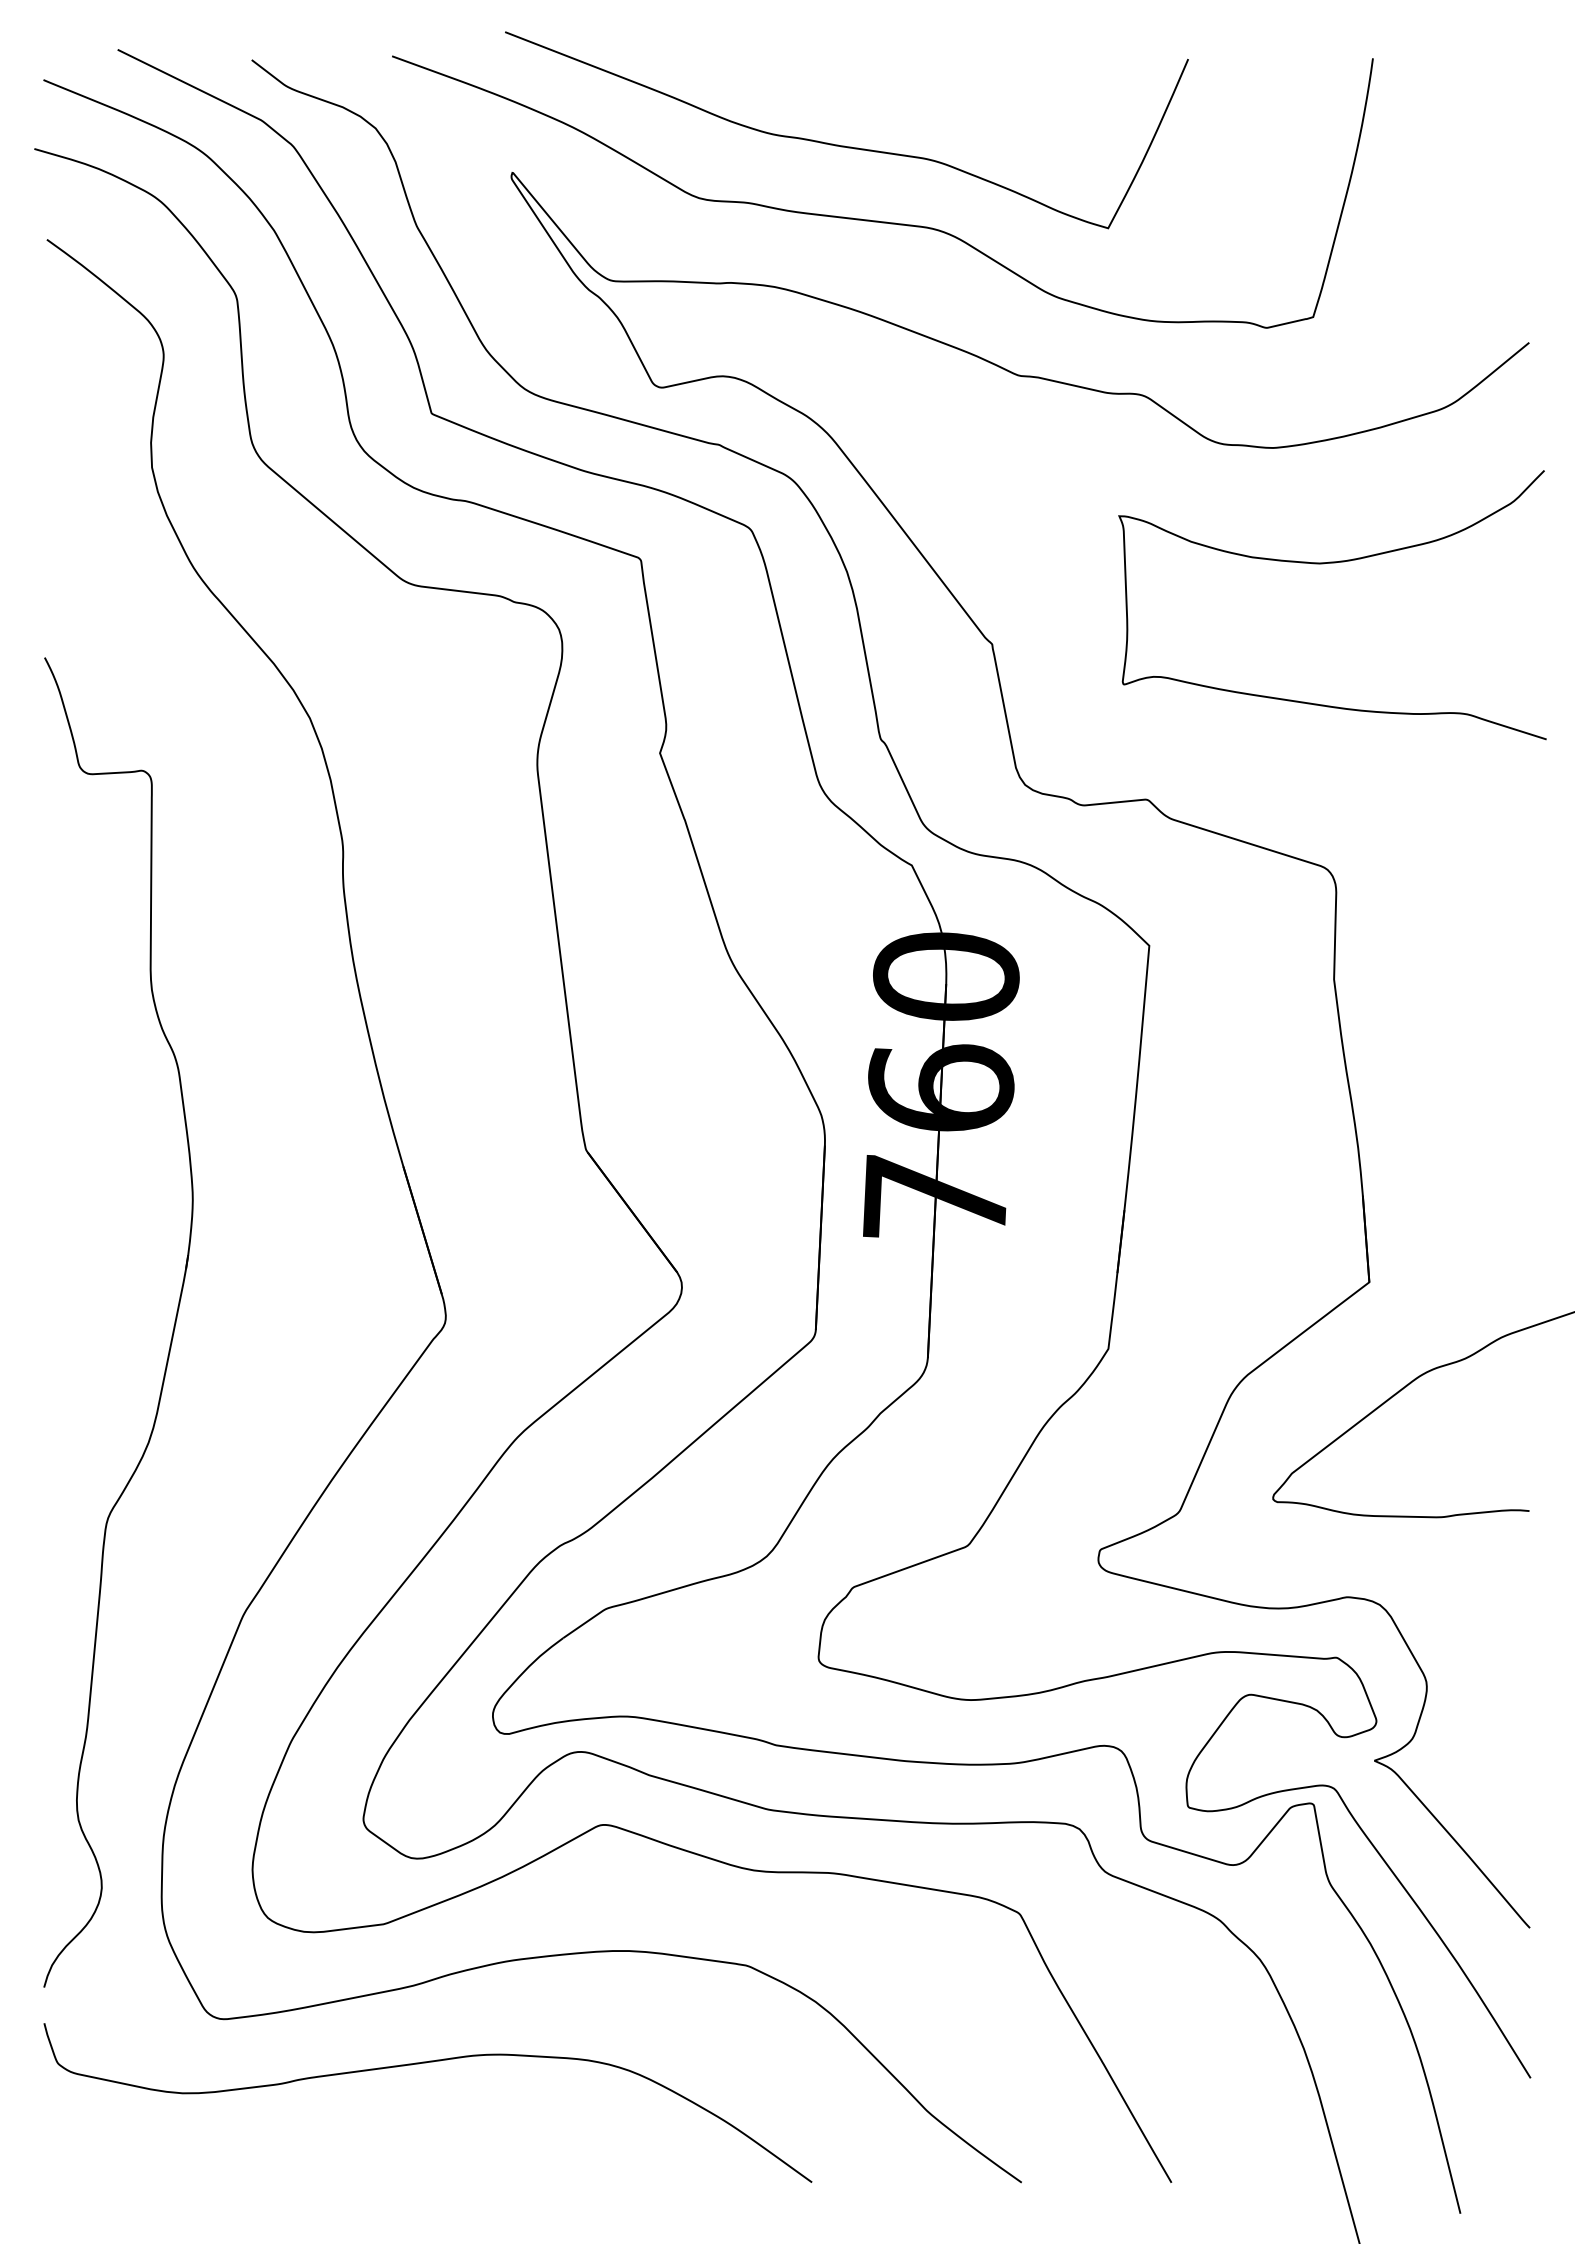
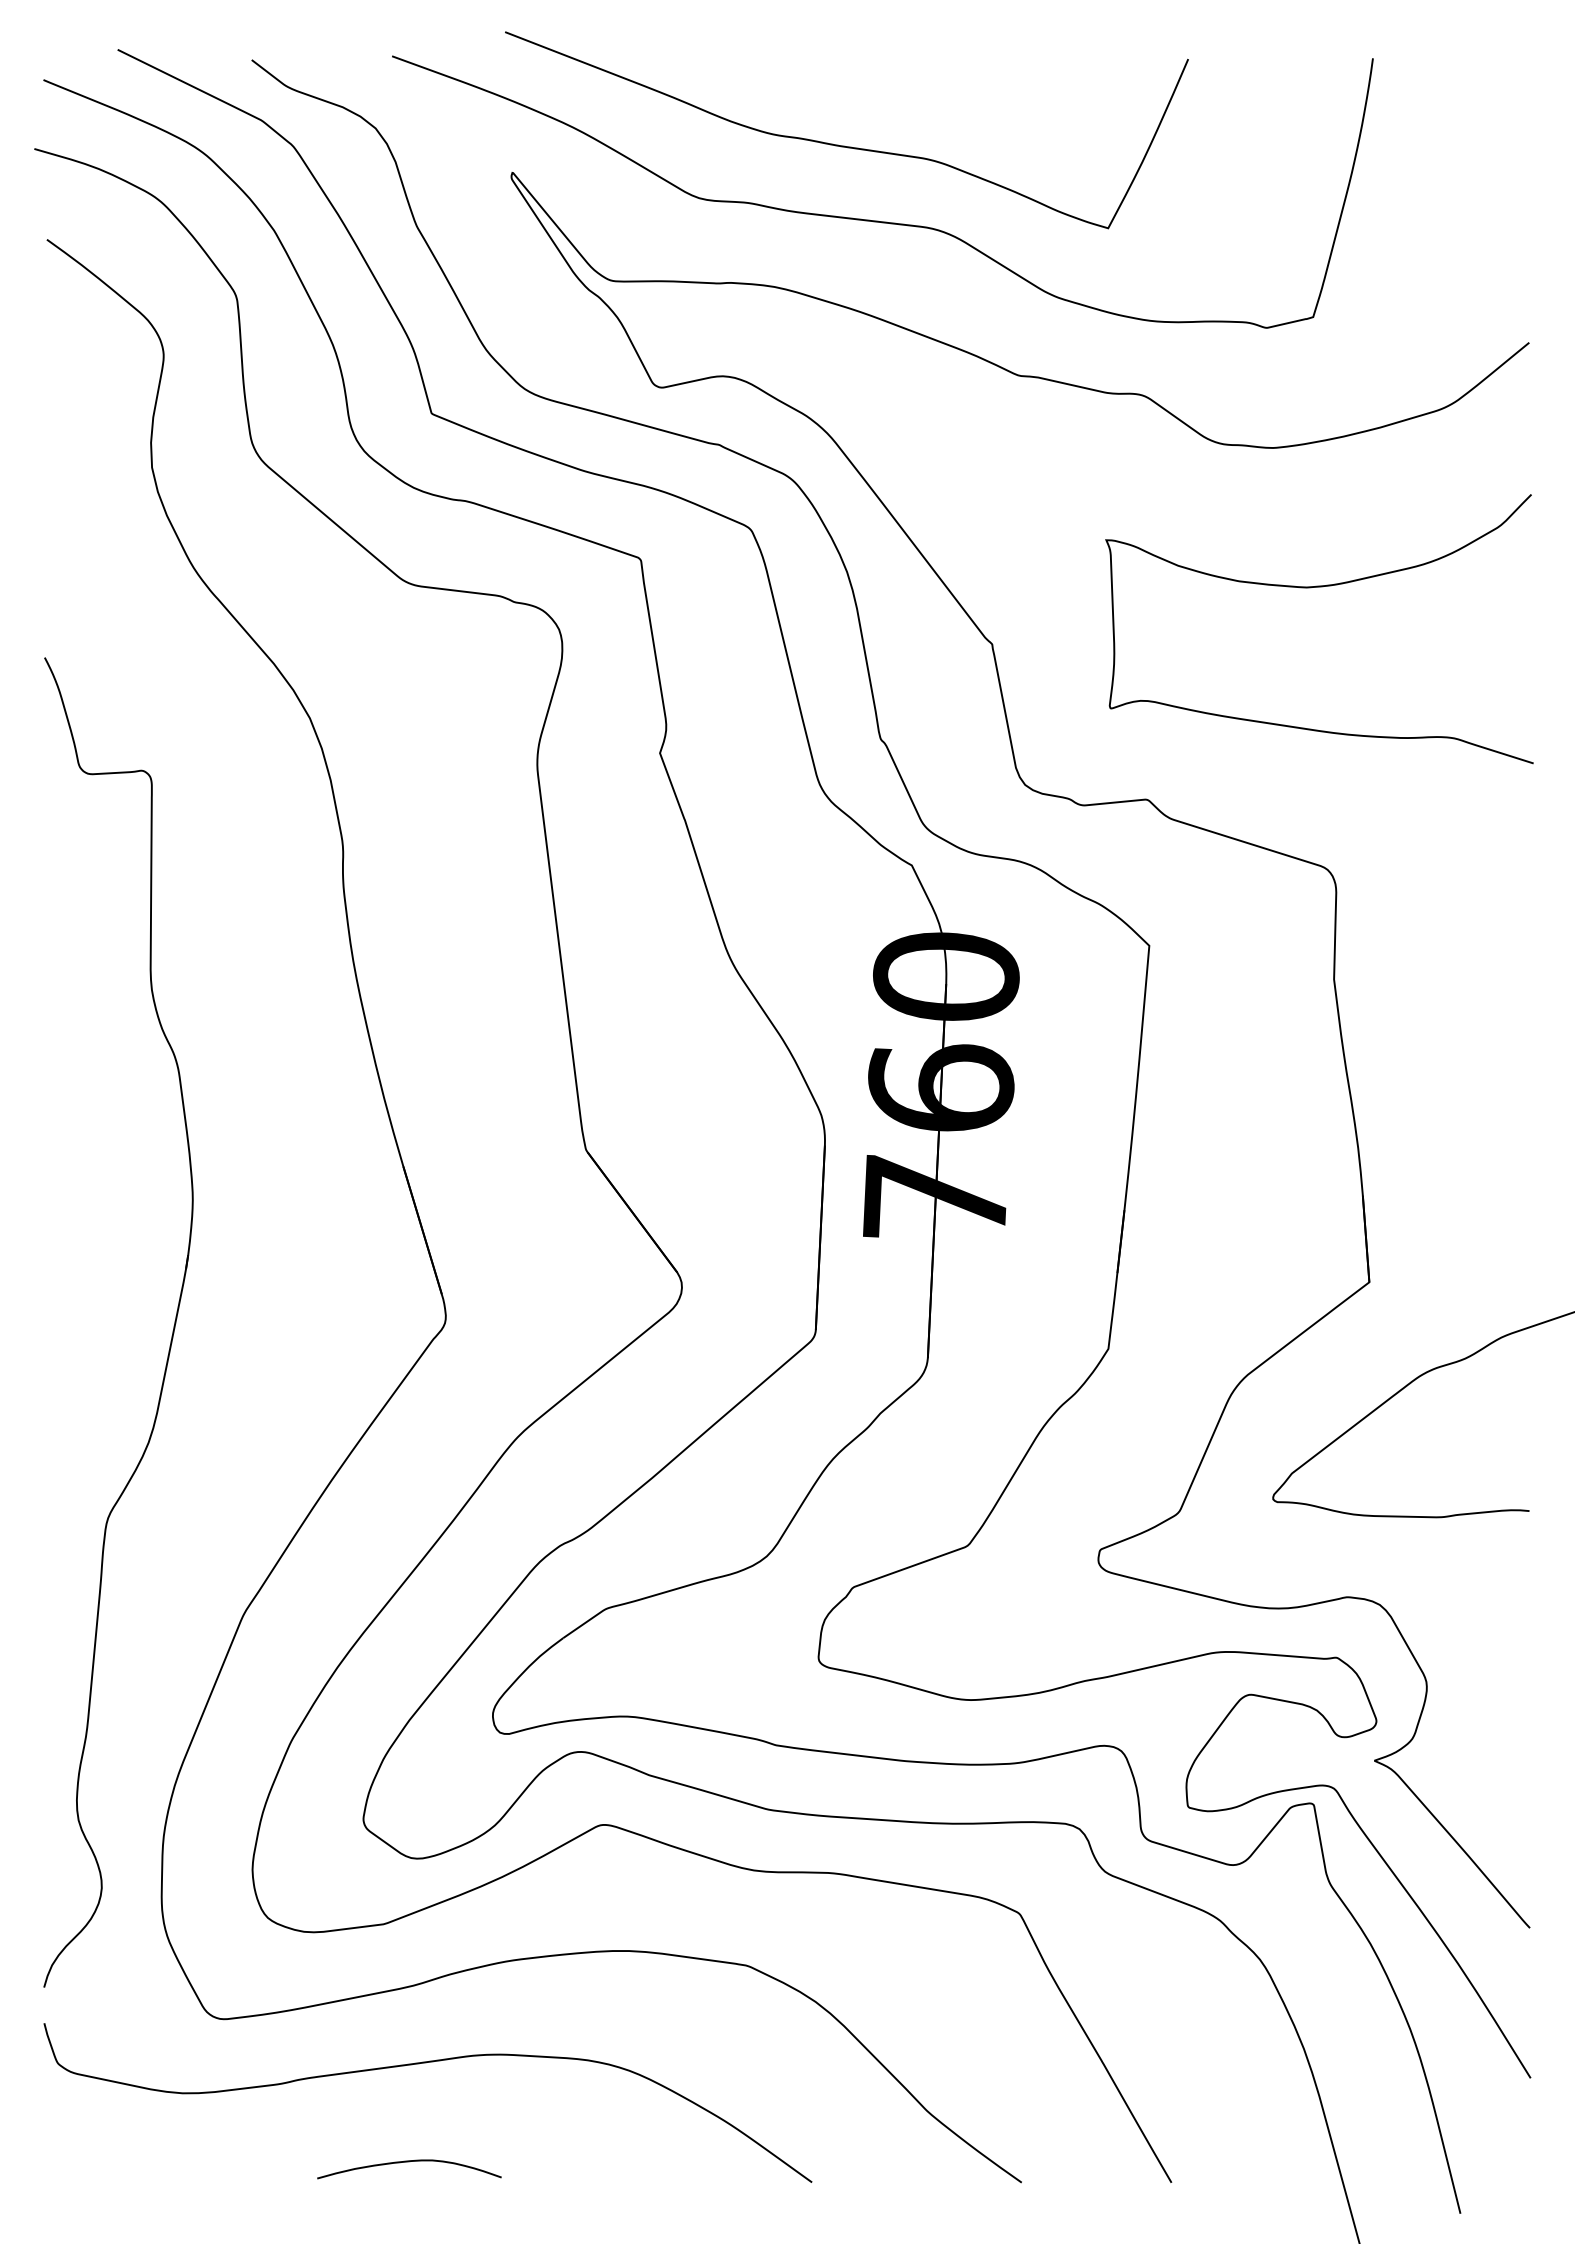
curve position: (1324, 564) -> (1311, 588) (1311, 588)
curve: none -> present (409, 2162)
